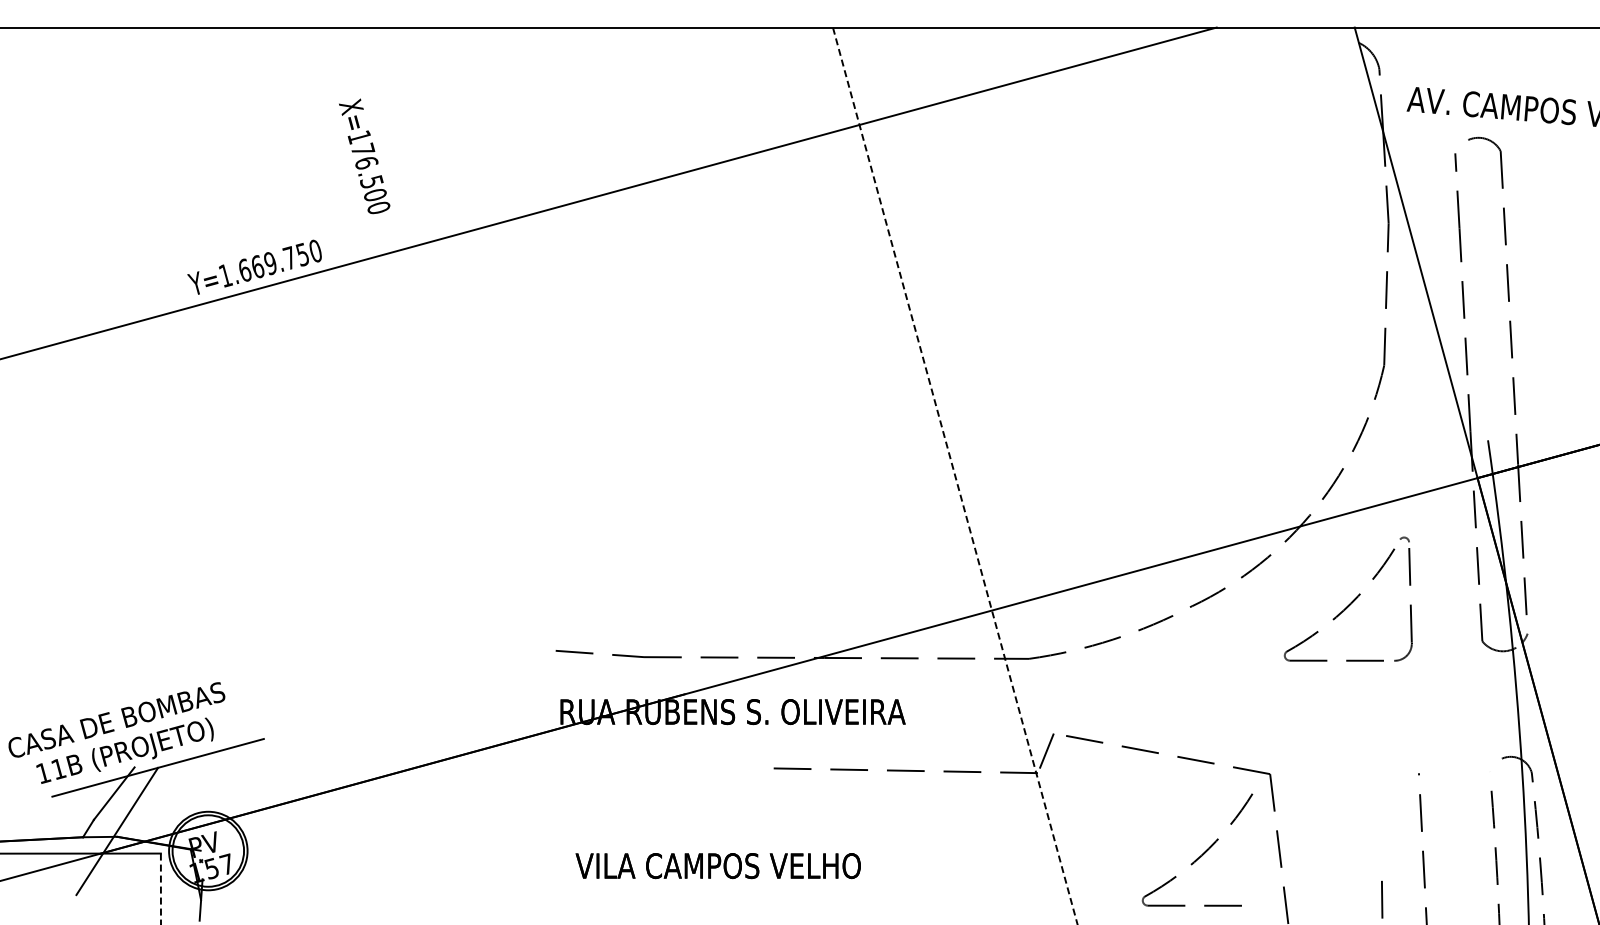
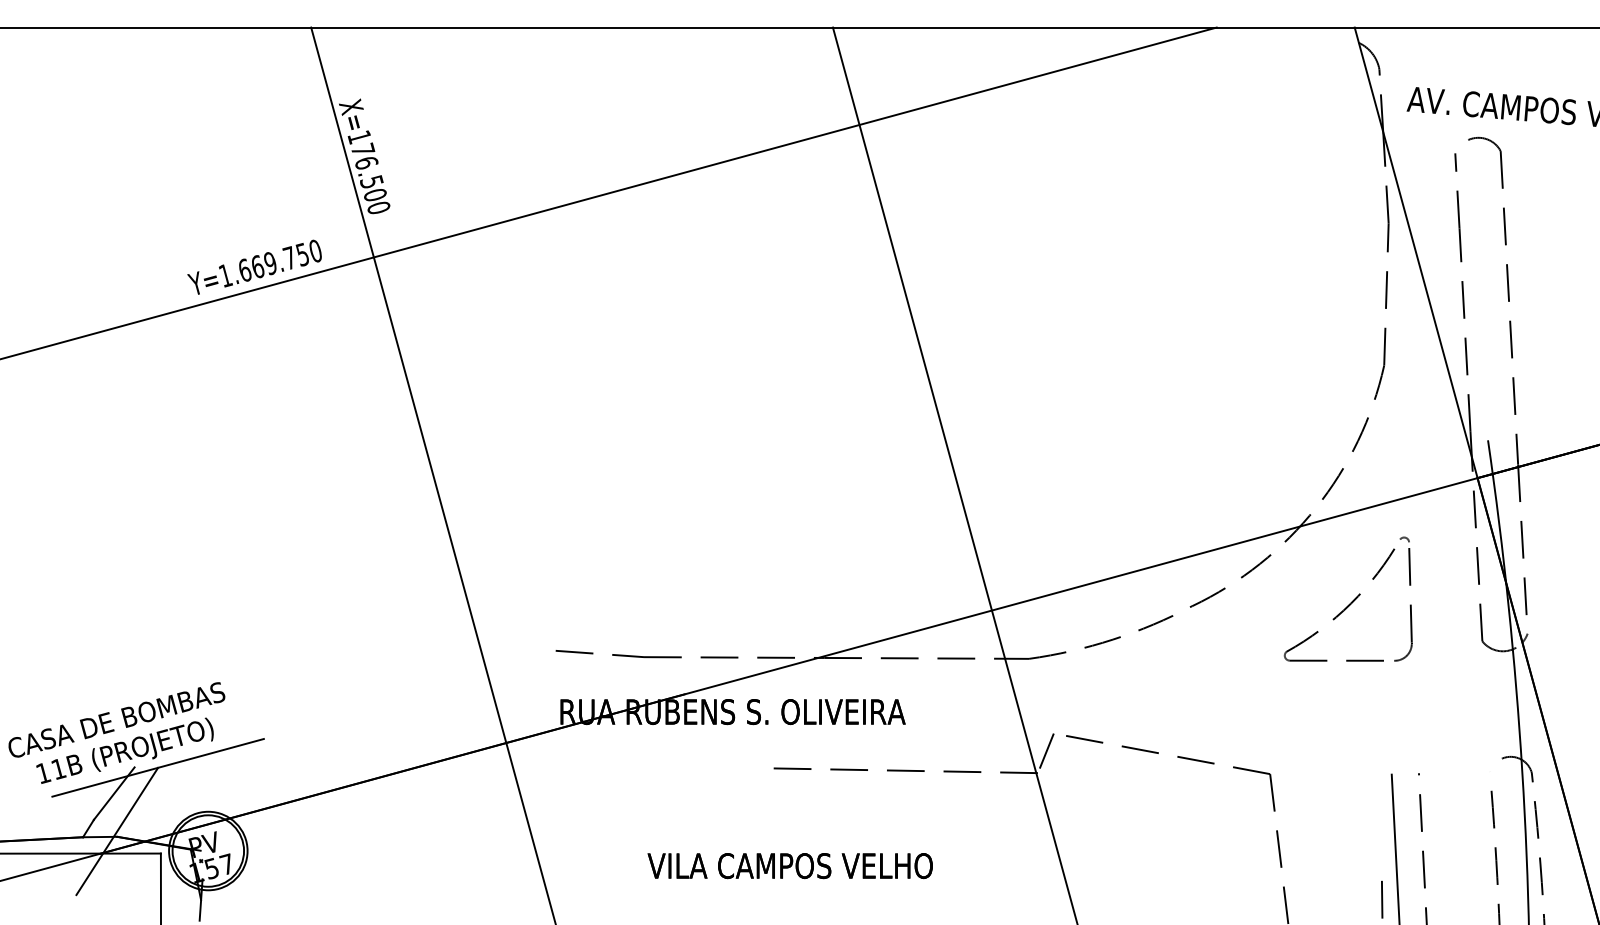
line: none -> present (432, 474)
line: dashed -> solid (955, 476)
line: none -> present (1395, 847)
part: present -> none (1202, 853)
text position: (717, 866) -> (789, 866) (789, 866)
line: dashed -> solid (160, 889)
